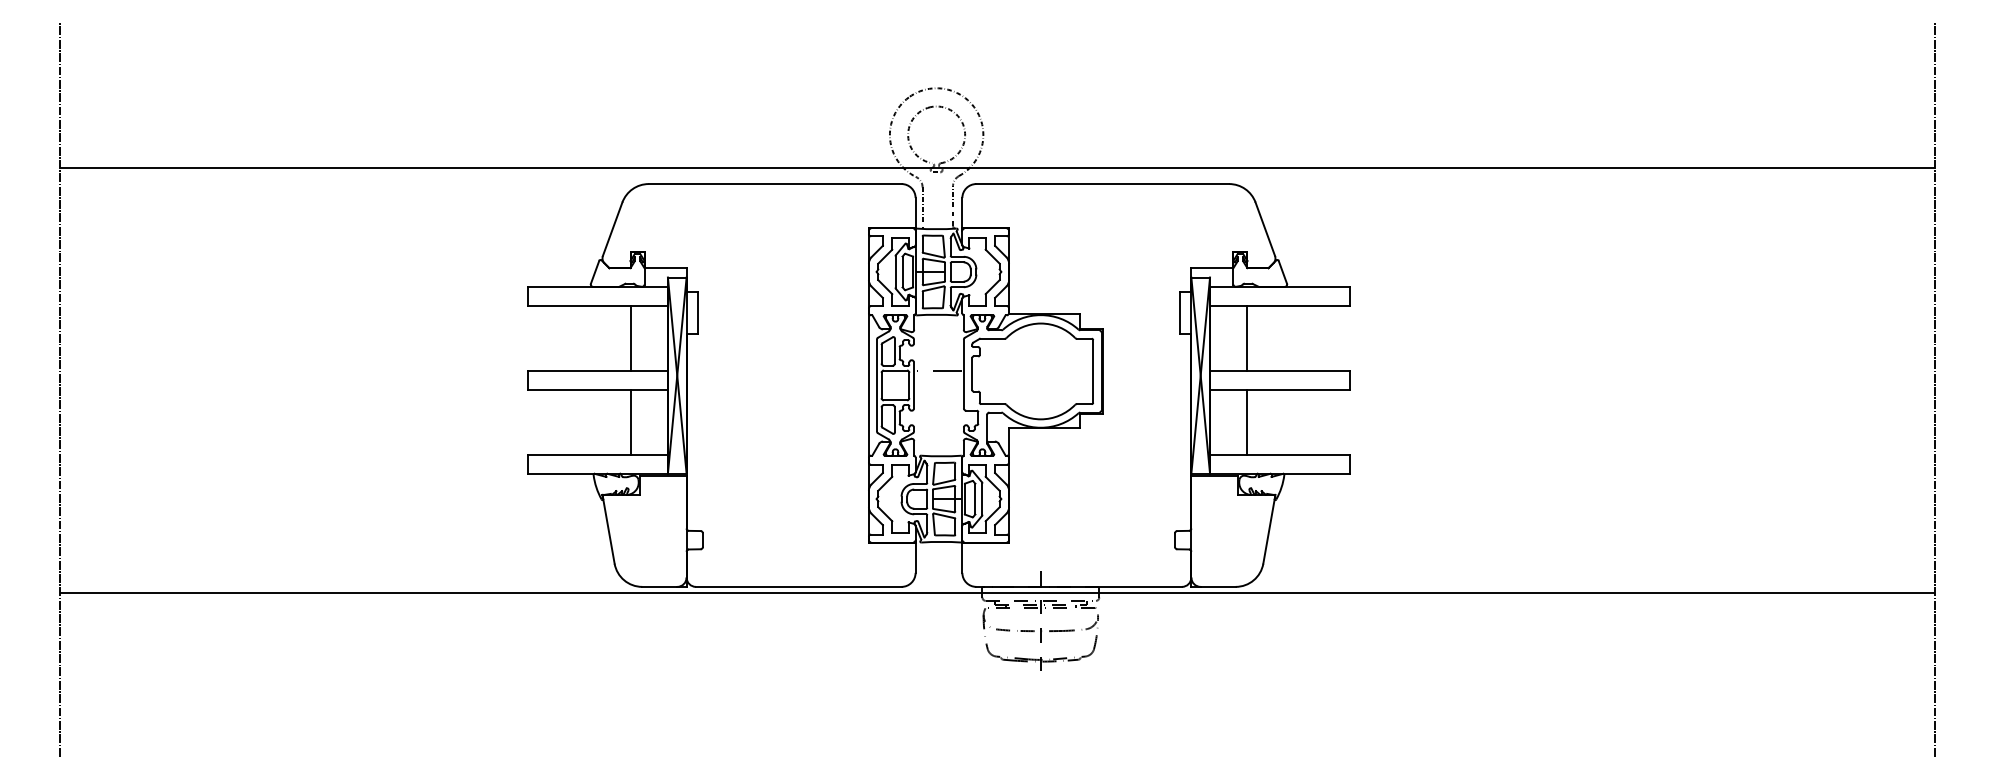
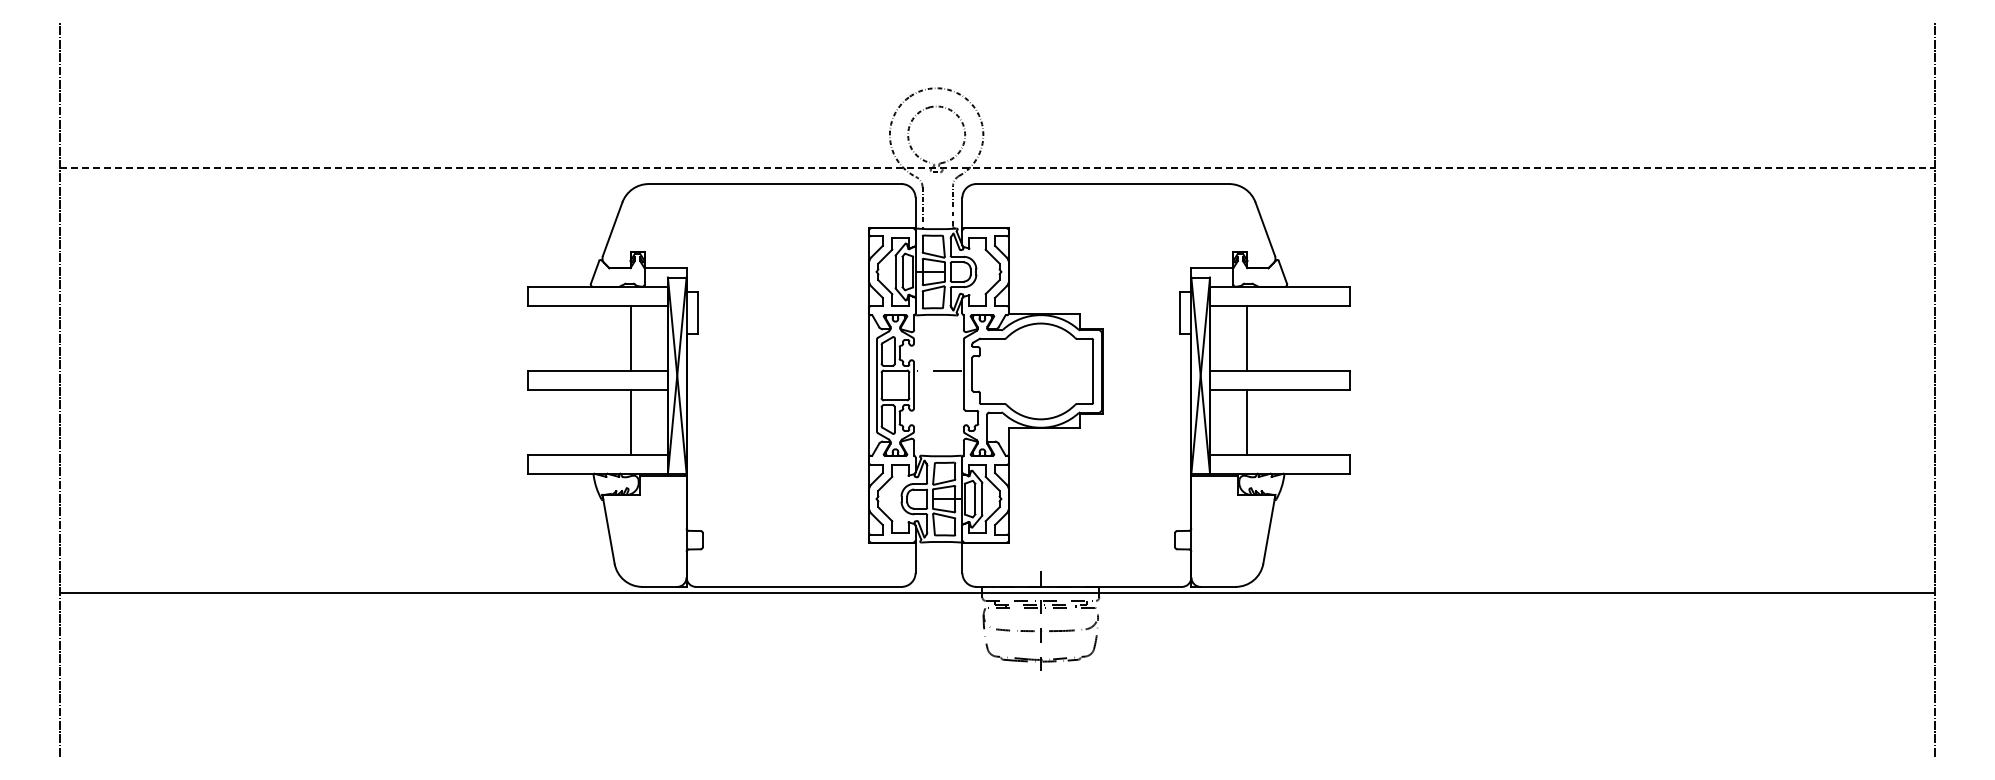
line: solid -> dashed (997, 167)
